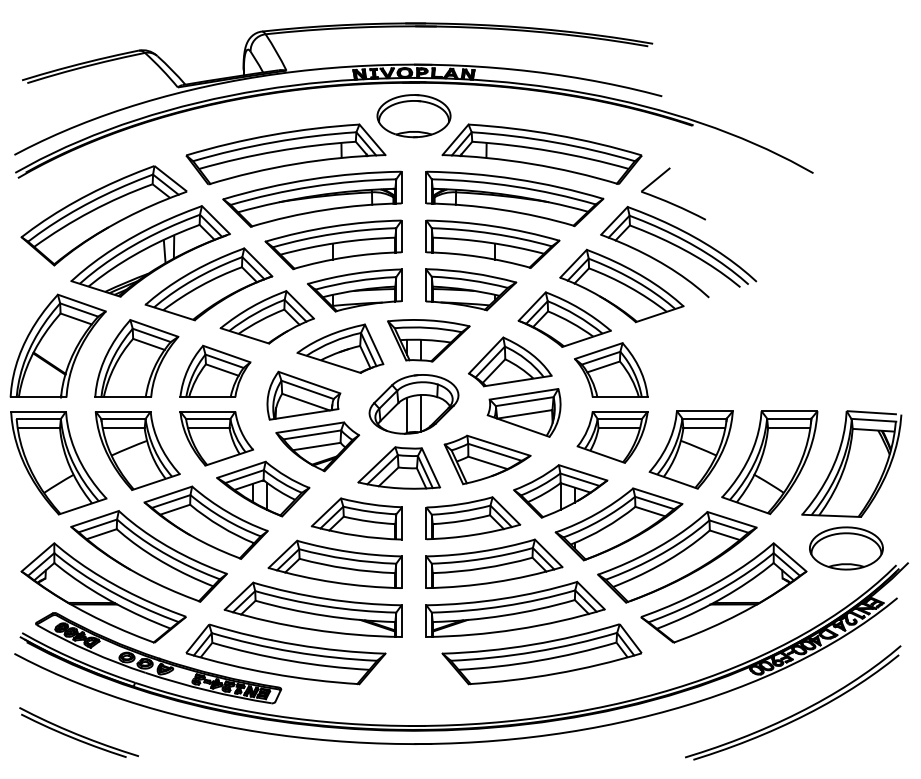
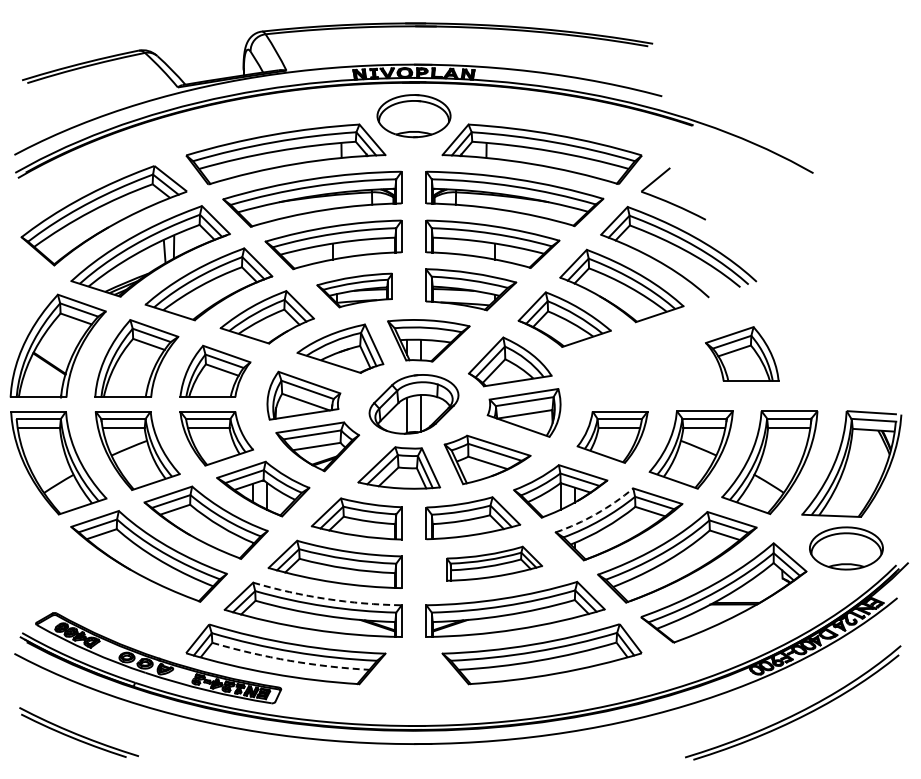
part size: 96x45 px -> 77x37 px (354, 290)
part position: (611, 369) -> (742, 353) (742, 353)
arc: solid -> dashed (596, 513)
part size: 139x51 px -> 97x37 px (494, 563)
part: present -> none (103, 592)
arc: solid -> dashed (326, 598)
arc: solid -> dashed (290, 660)
